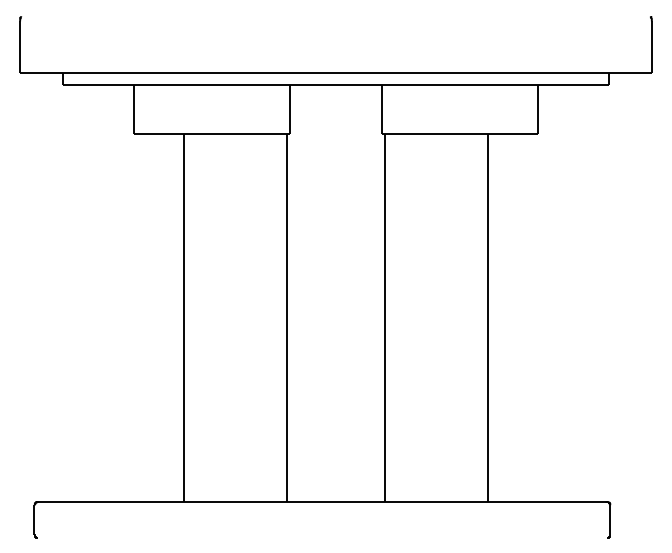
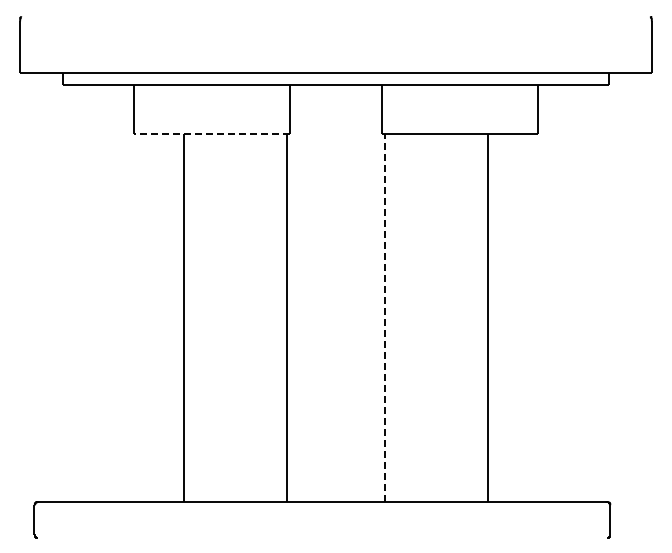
line: solid -> dashed (211, 133)
line: solid -> dashed (385, 317)
